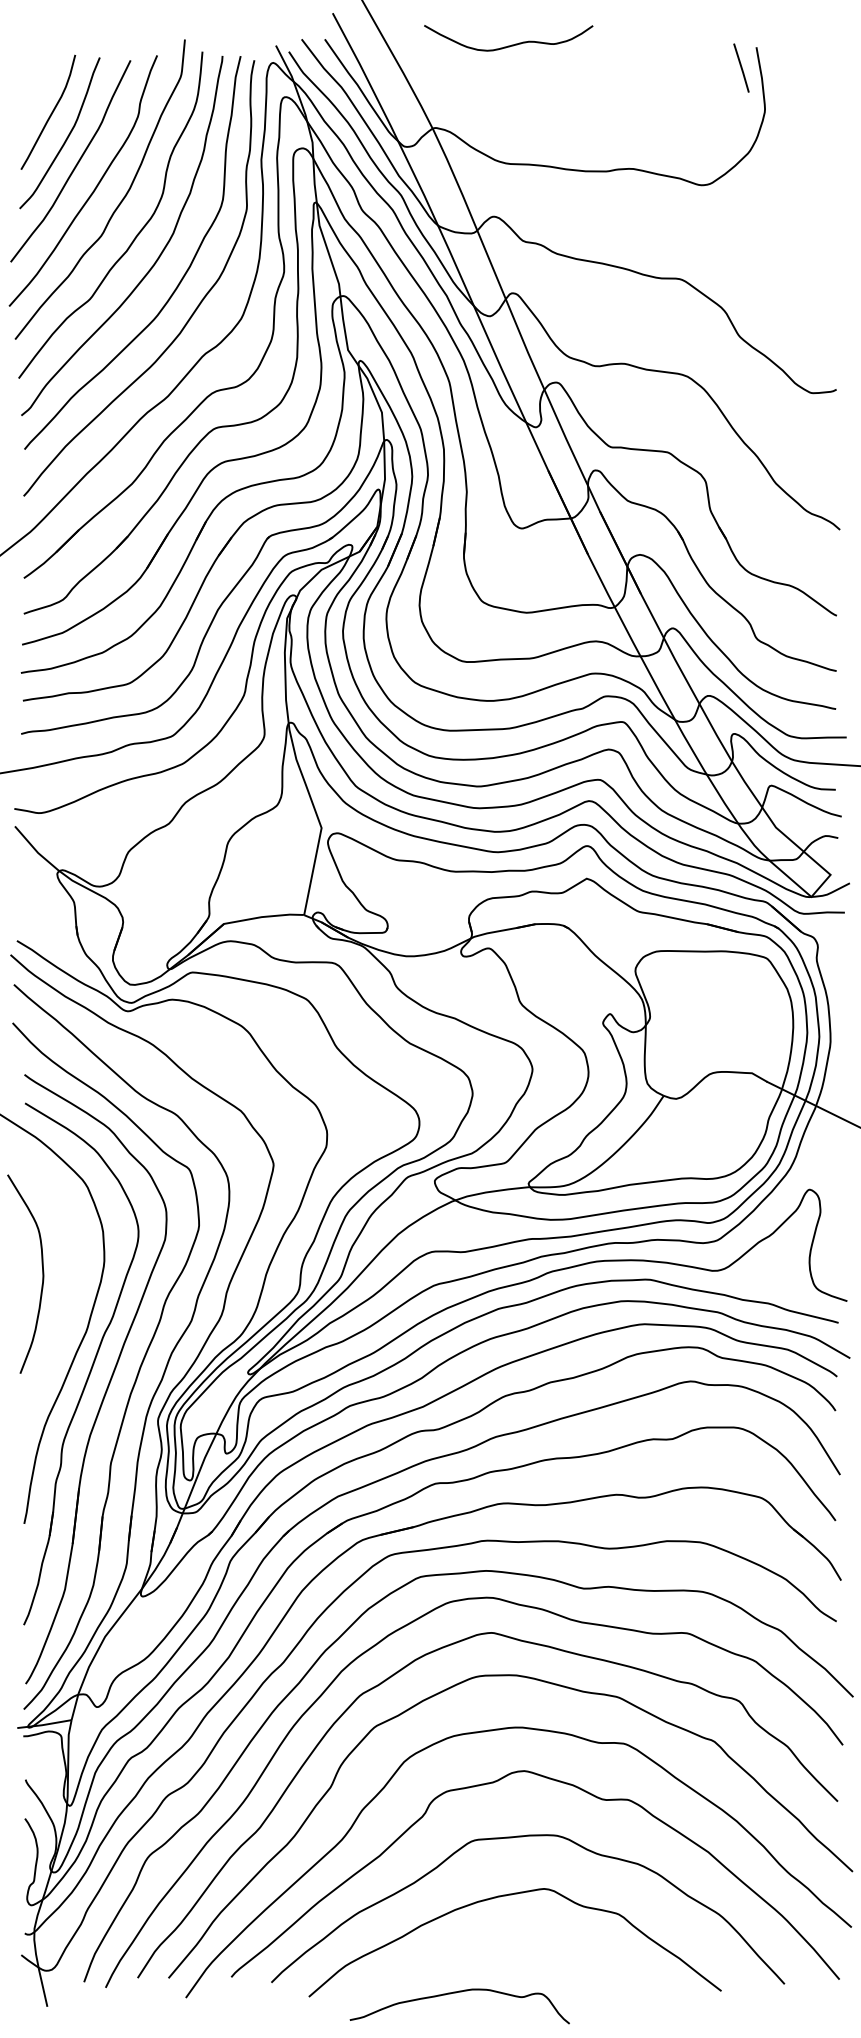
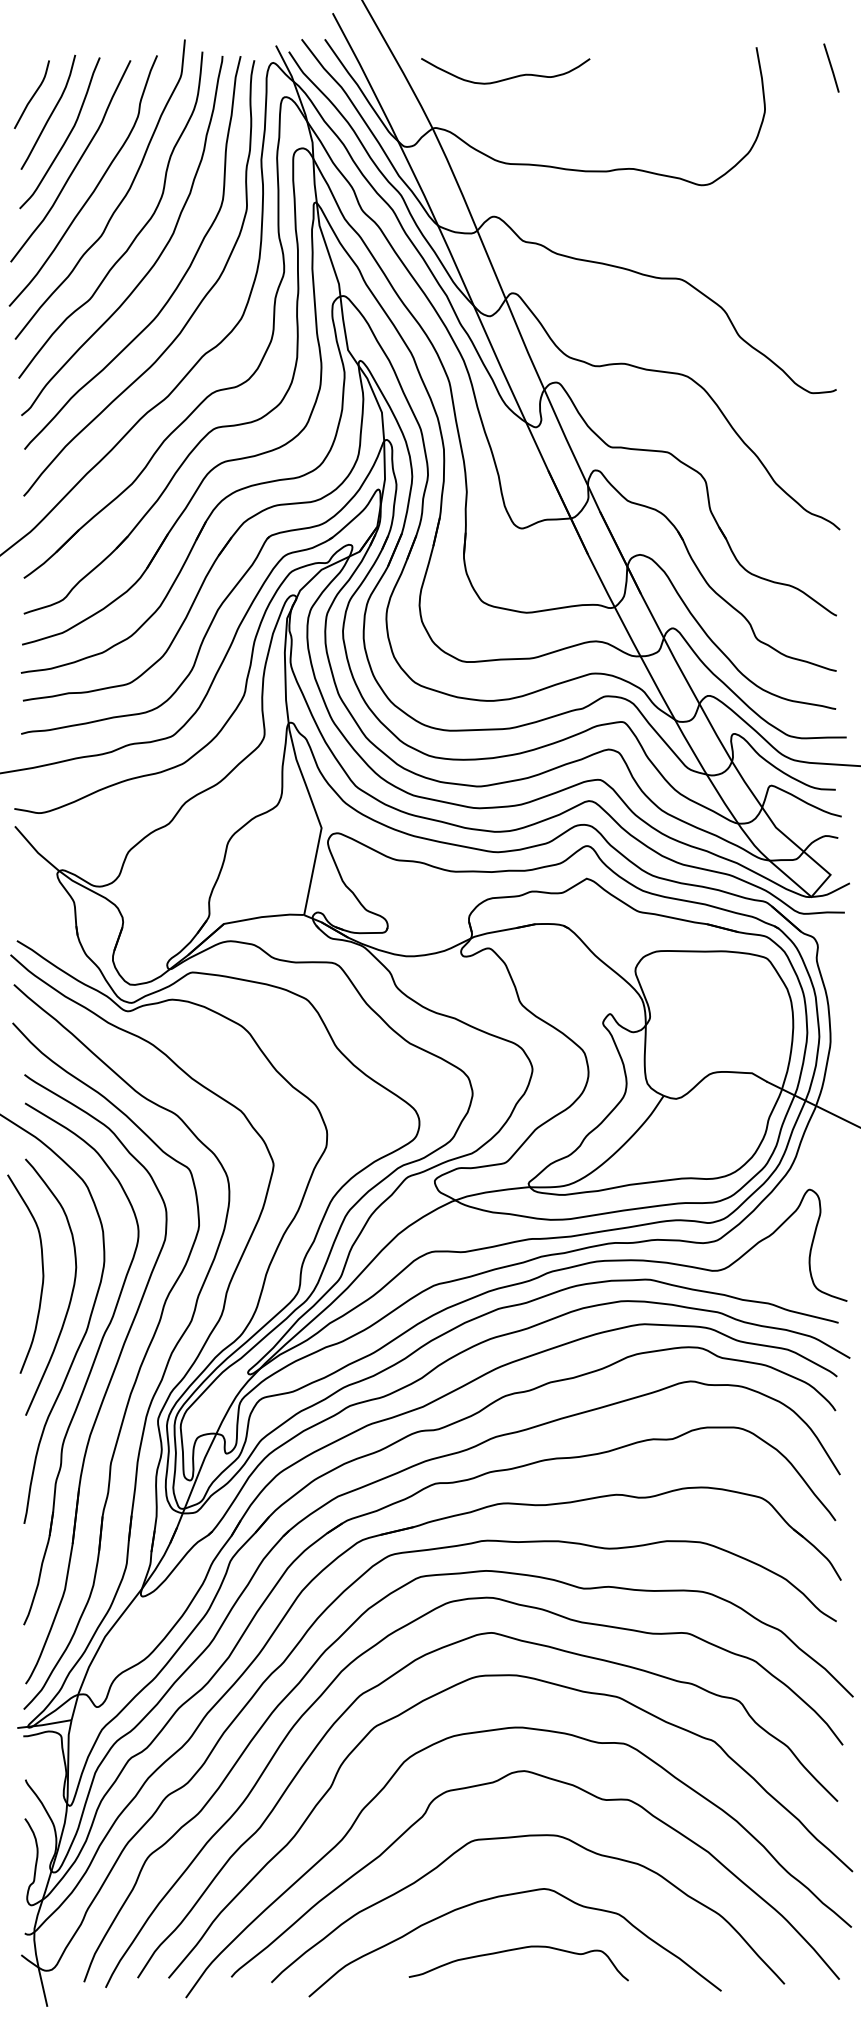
curve position: (511, 44) -> (508, 77) (508, 77)
line position: (741, 67) -> (831, 67) (831, 67)
curve: none -> present (32, 95)
curve: none -> present (71, 1291)
curve position: (456, 1993) -> (515, 1950) (515, 1950)
